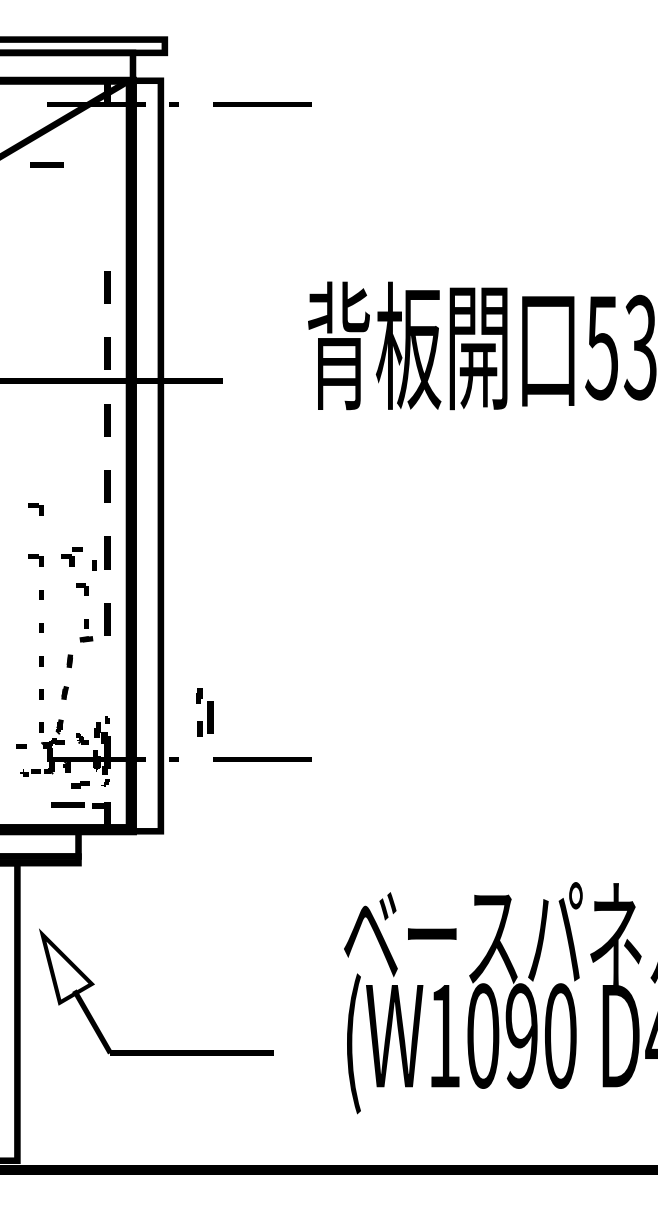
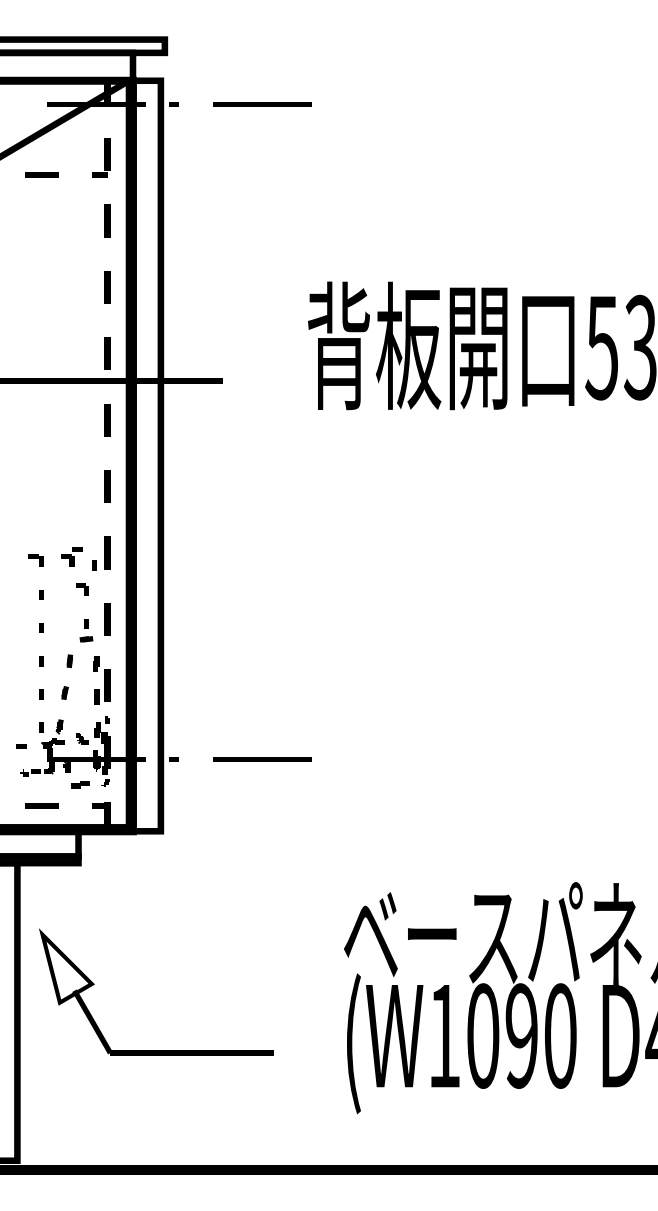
part: none -> present (101, 157)
line position: (46, 164) -> (41, 174) (41, 174)
line: none -> present (107, 220)
part: present -> none (35, 509)
part position: (204, 712) -> (101, 680) (101, 680)
line position: (67, 804) -> (41, 805) (41, 805)
